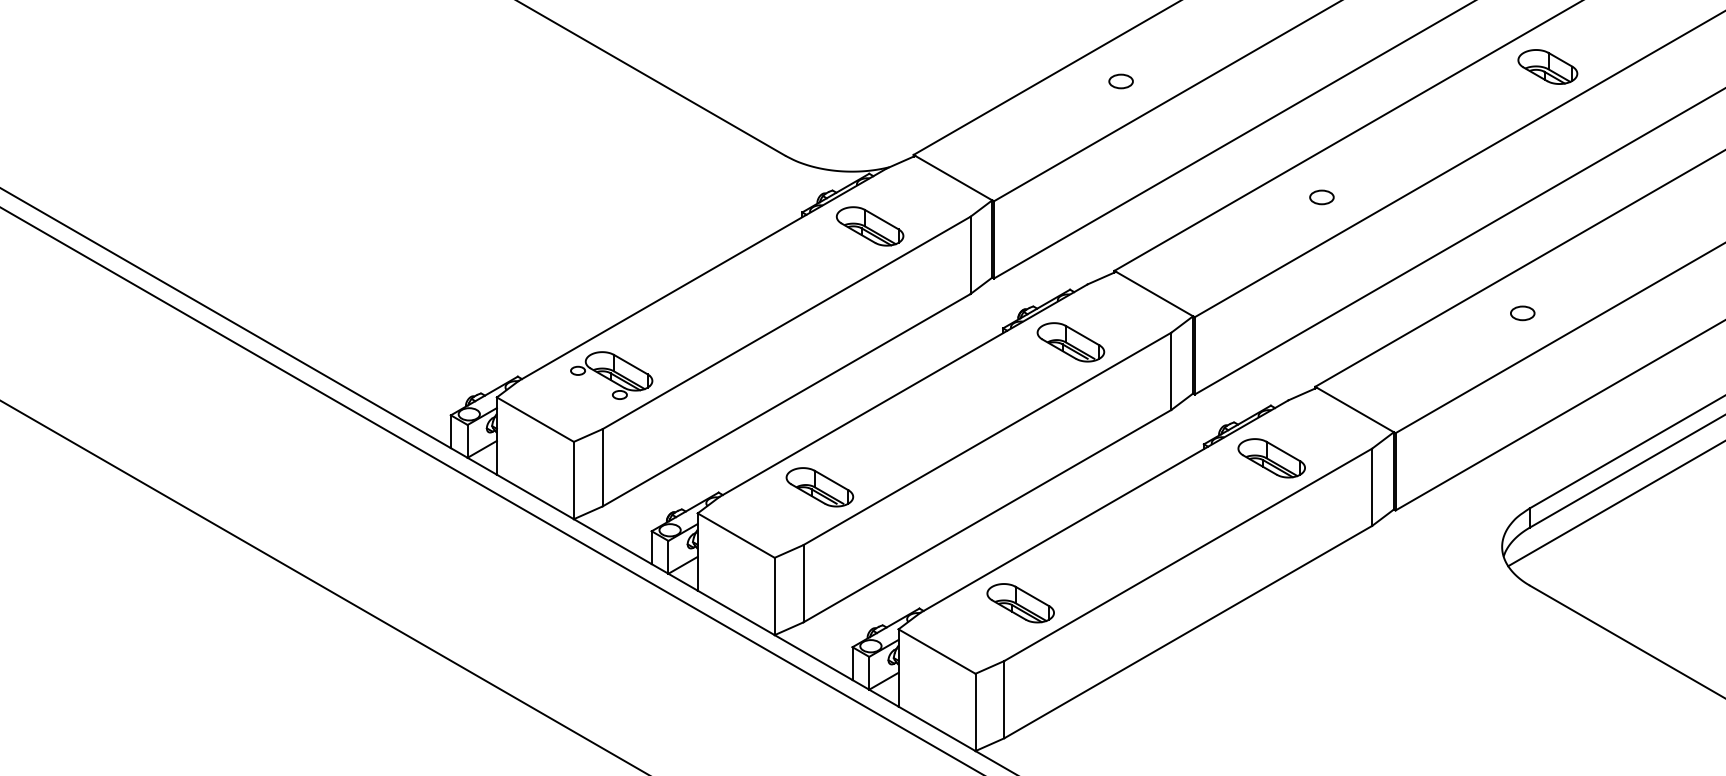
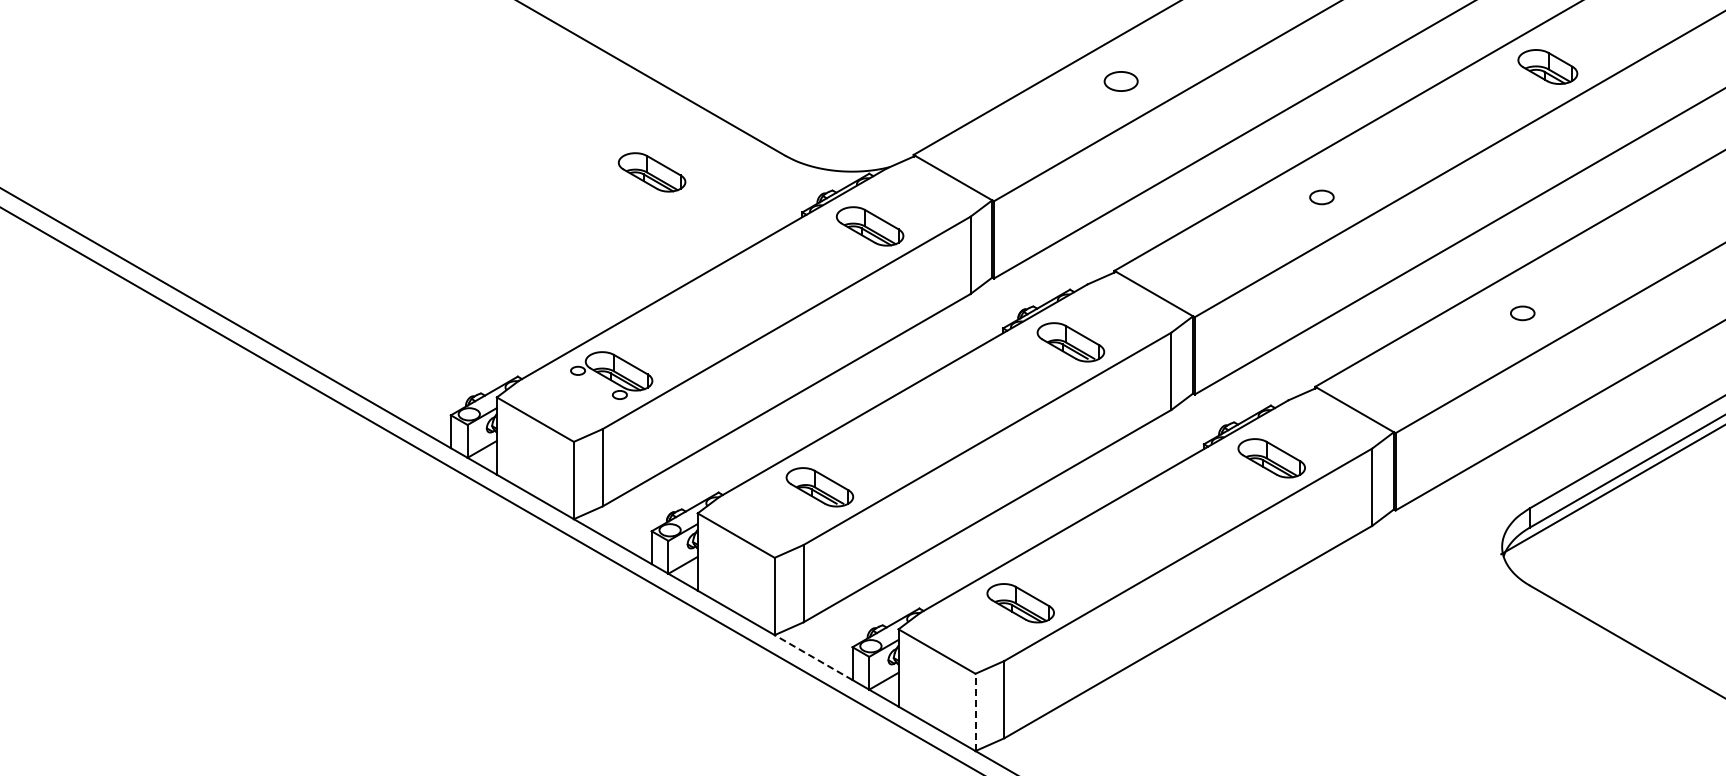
part size: 26x17 px -> 36x21 px (1120, 81)
part: none -> present (651, 172)
line position: (1615, 504) -> (1611, 490) (1611, 490)
line: present -> none (323, 586)
line: solid -> dashed (813, 657)
line: solid -> dashed (975, 712)
